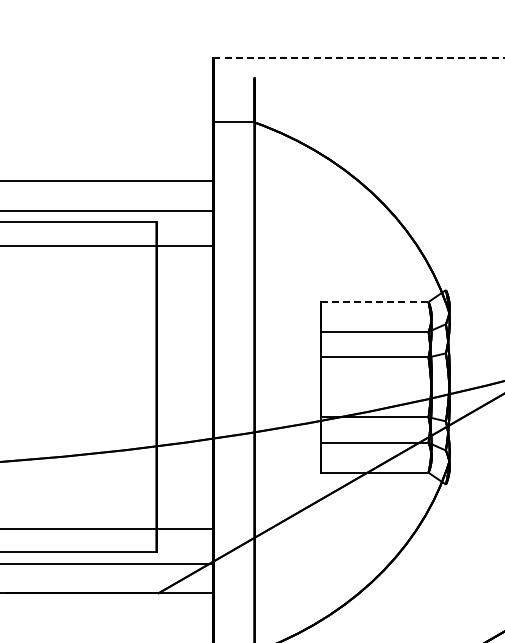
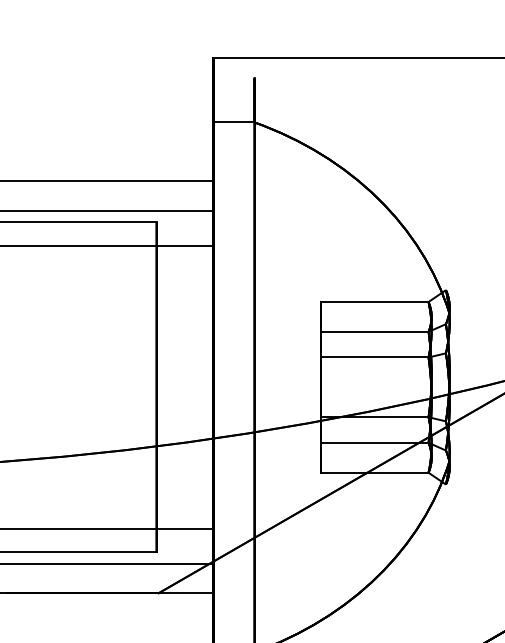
line: dashed -> solid (359, 57)
line: dashed -> solid (374, 302)
